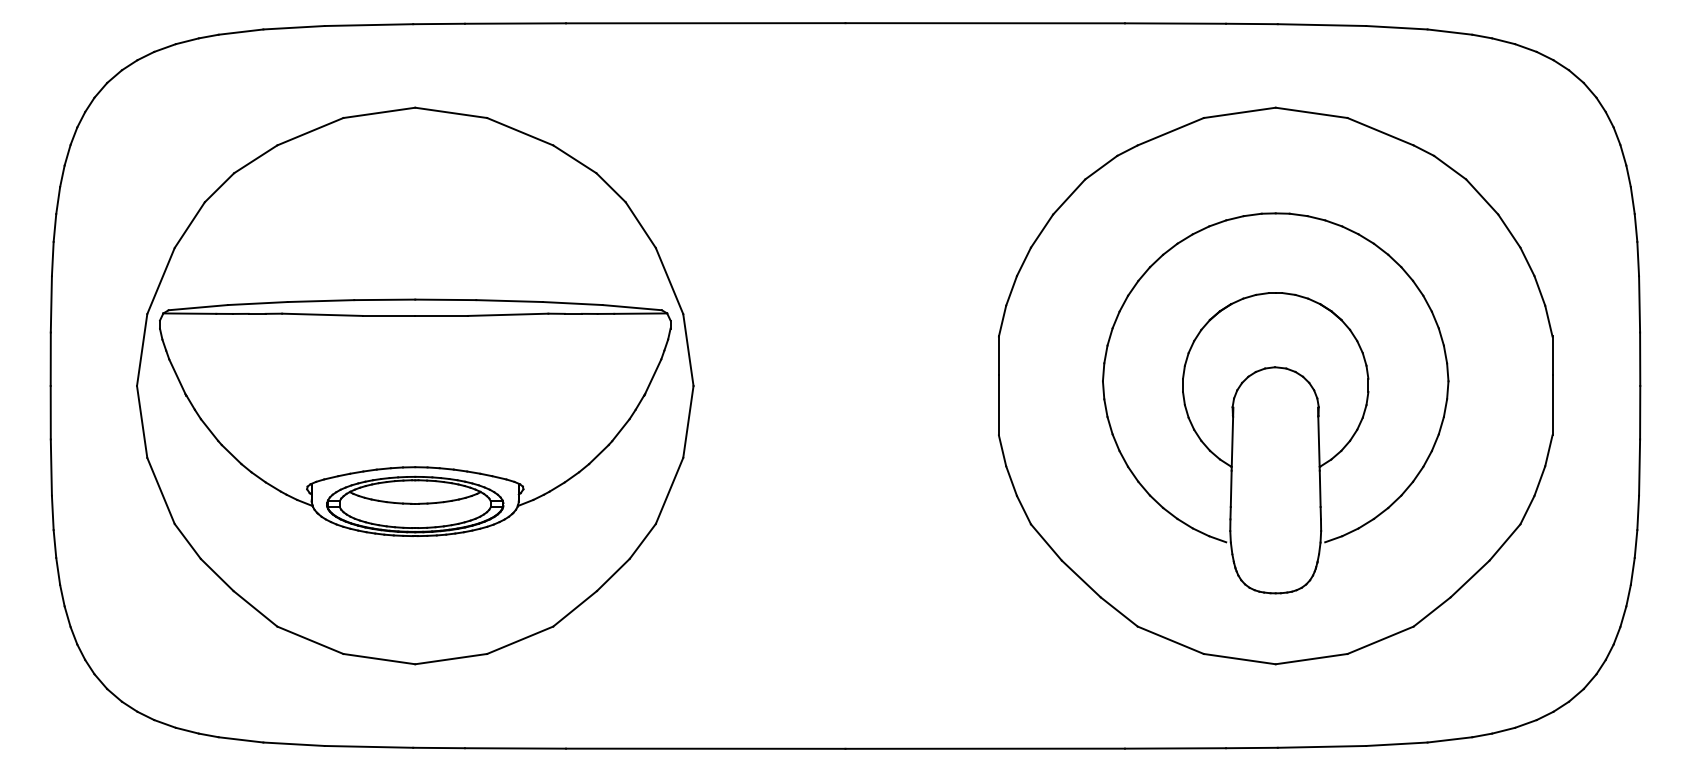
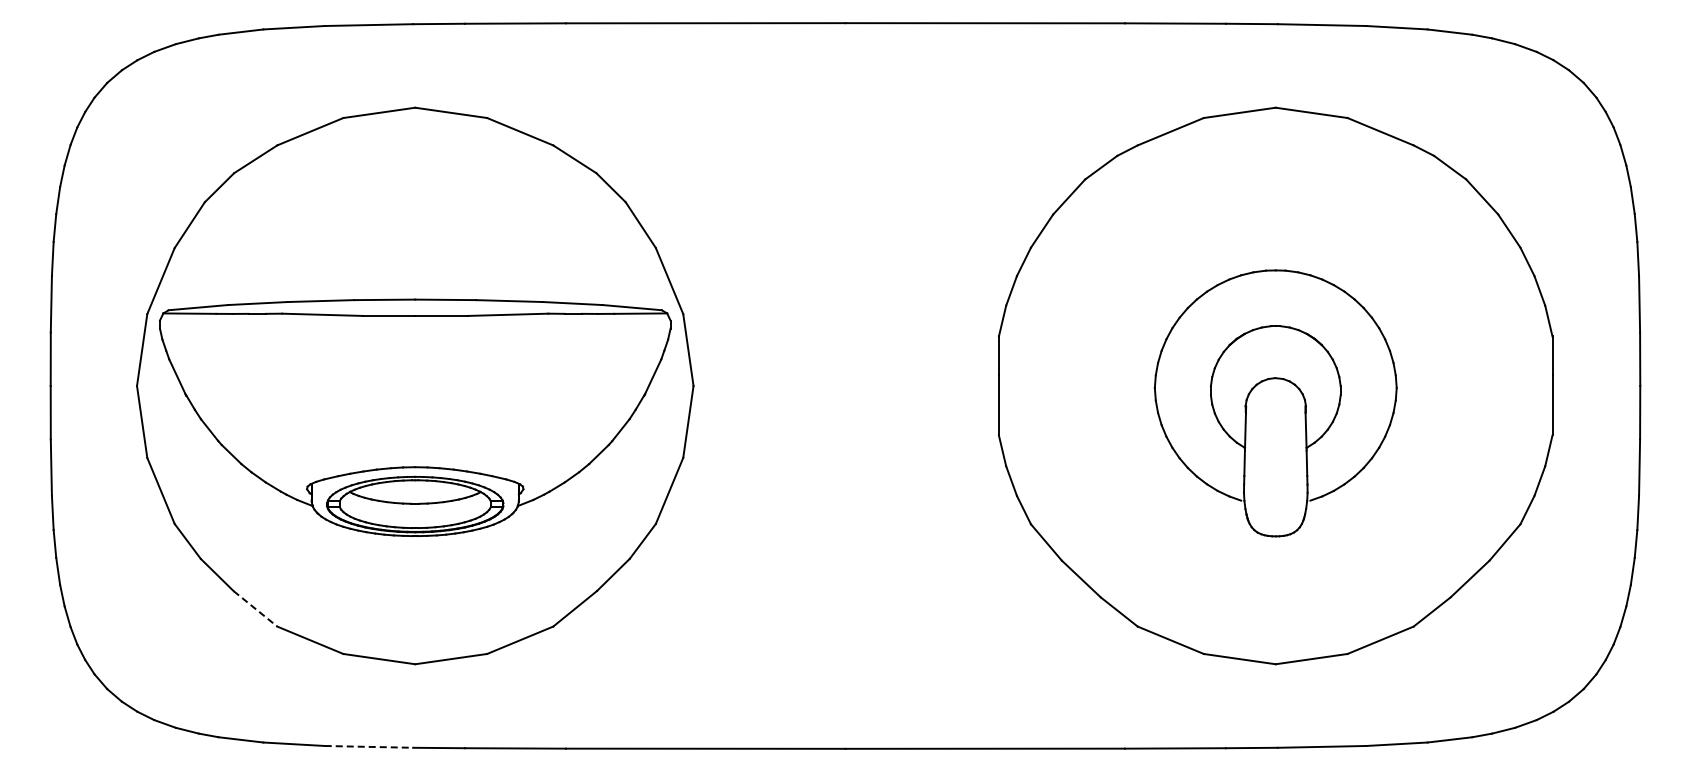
part size: 348x383 px -> 245x269 px (1275, 403)
line: solid -> dashed (255, 609)
line: solid -> dashed (369, 746)
